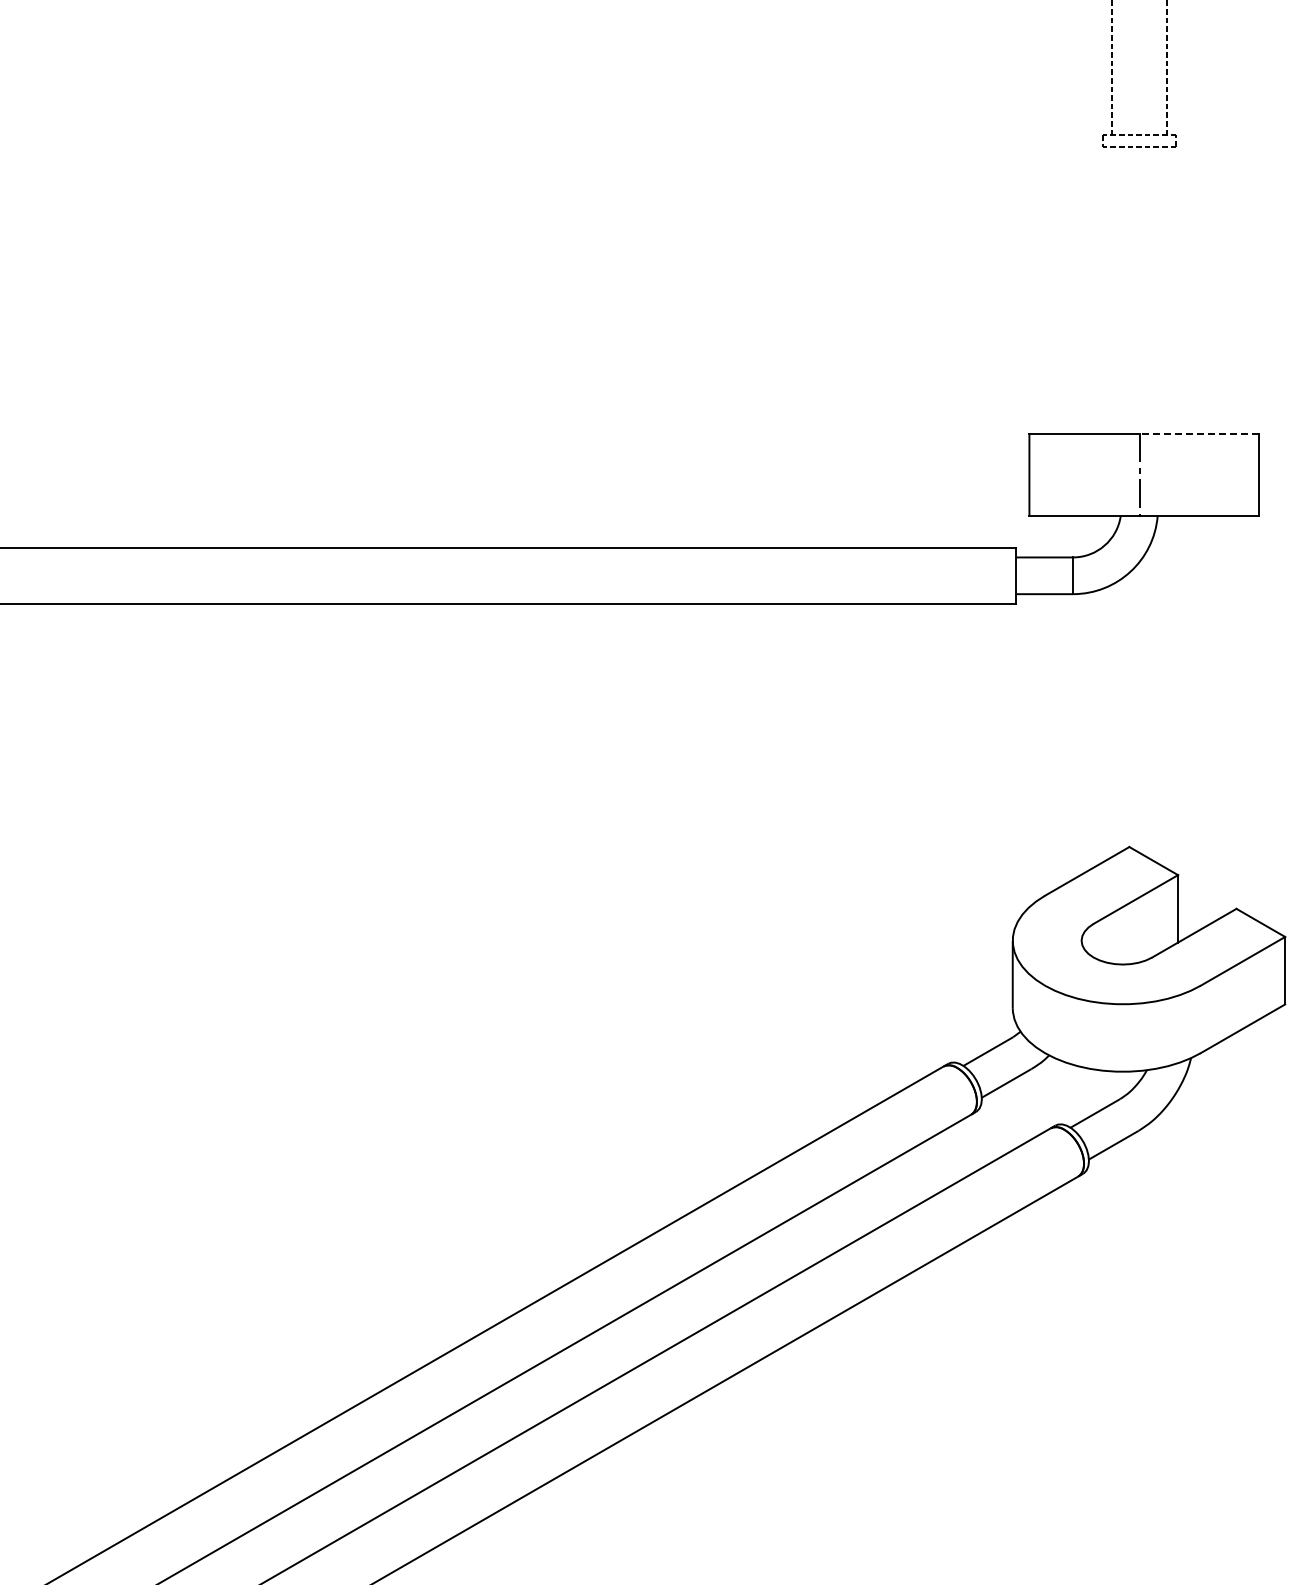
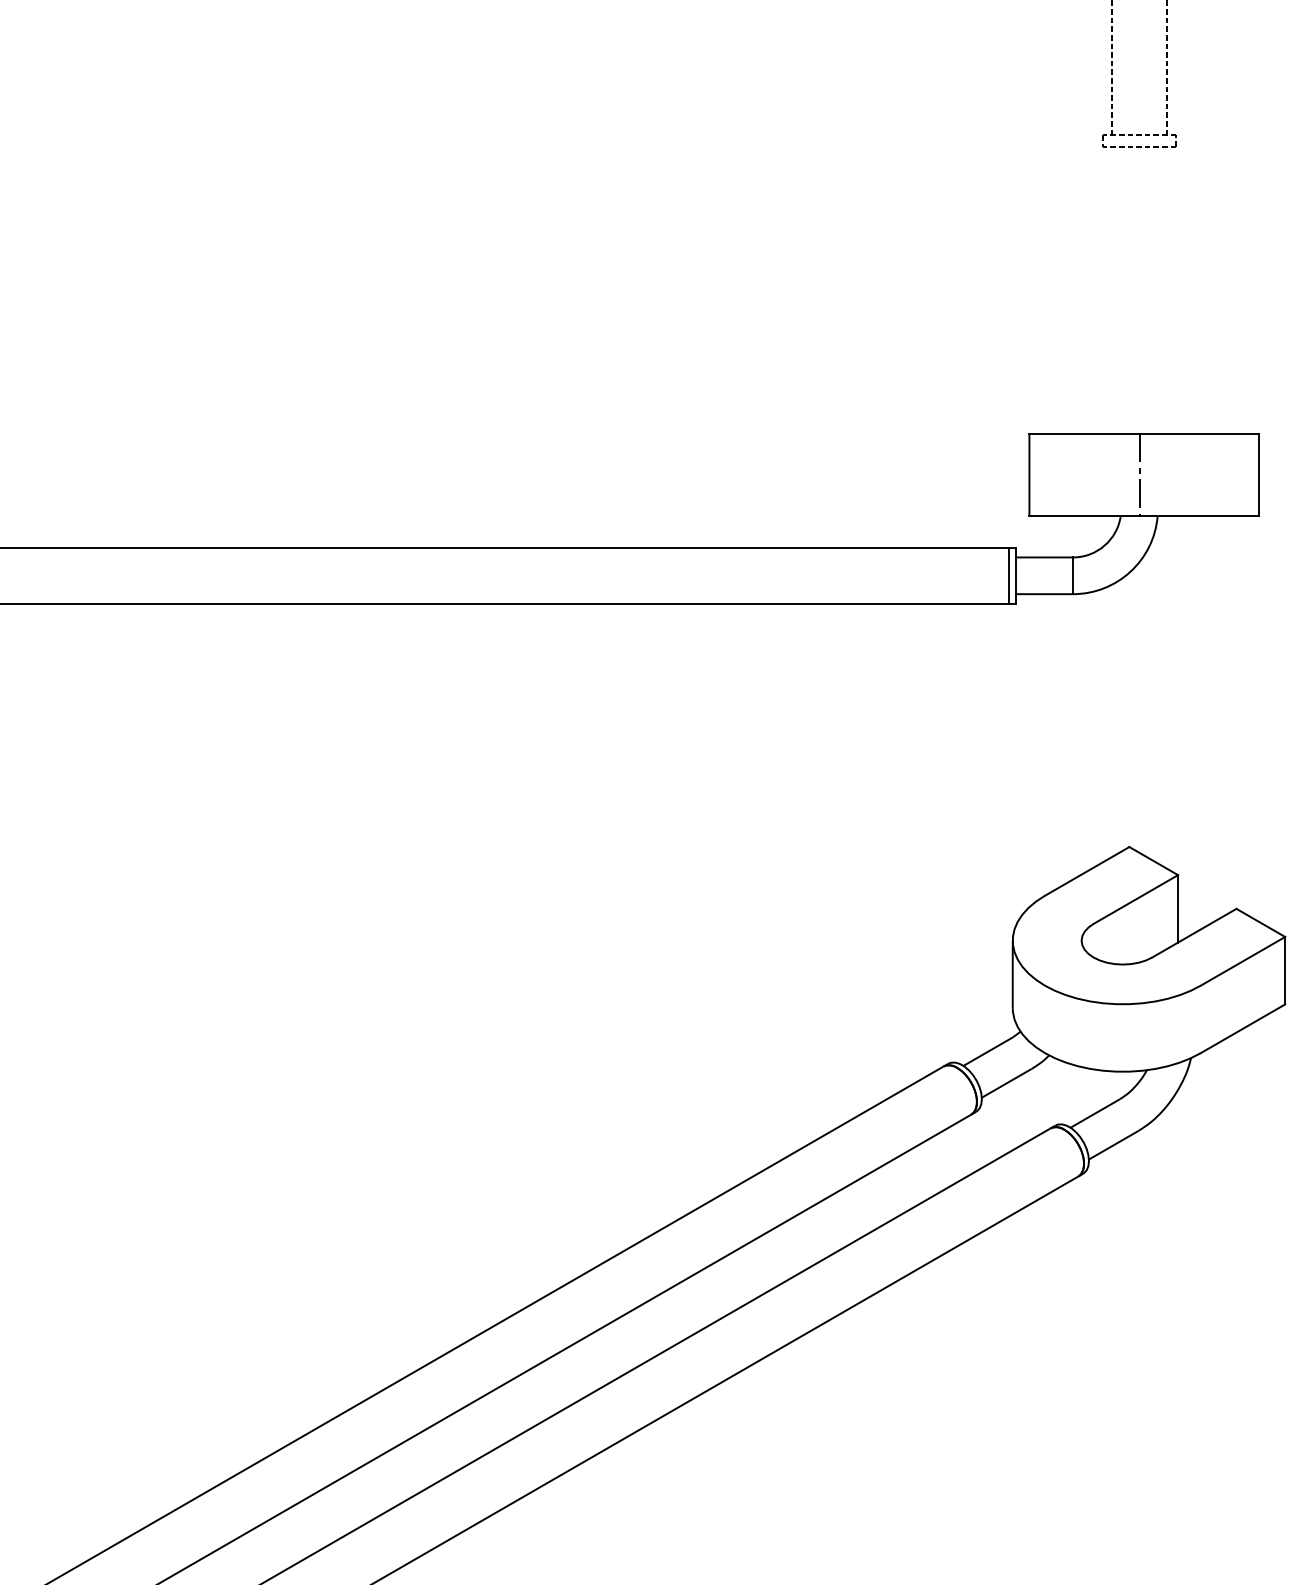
line: dashed -> solid (1199, 433)
line: none -> present (1008, 575)
